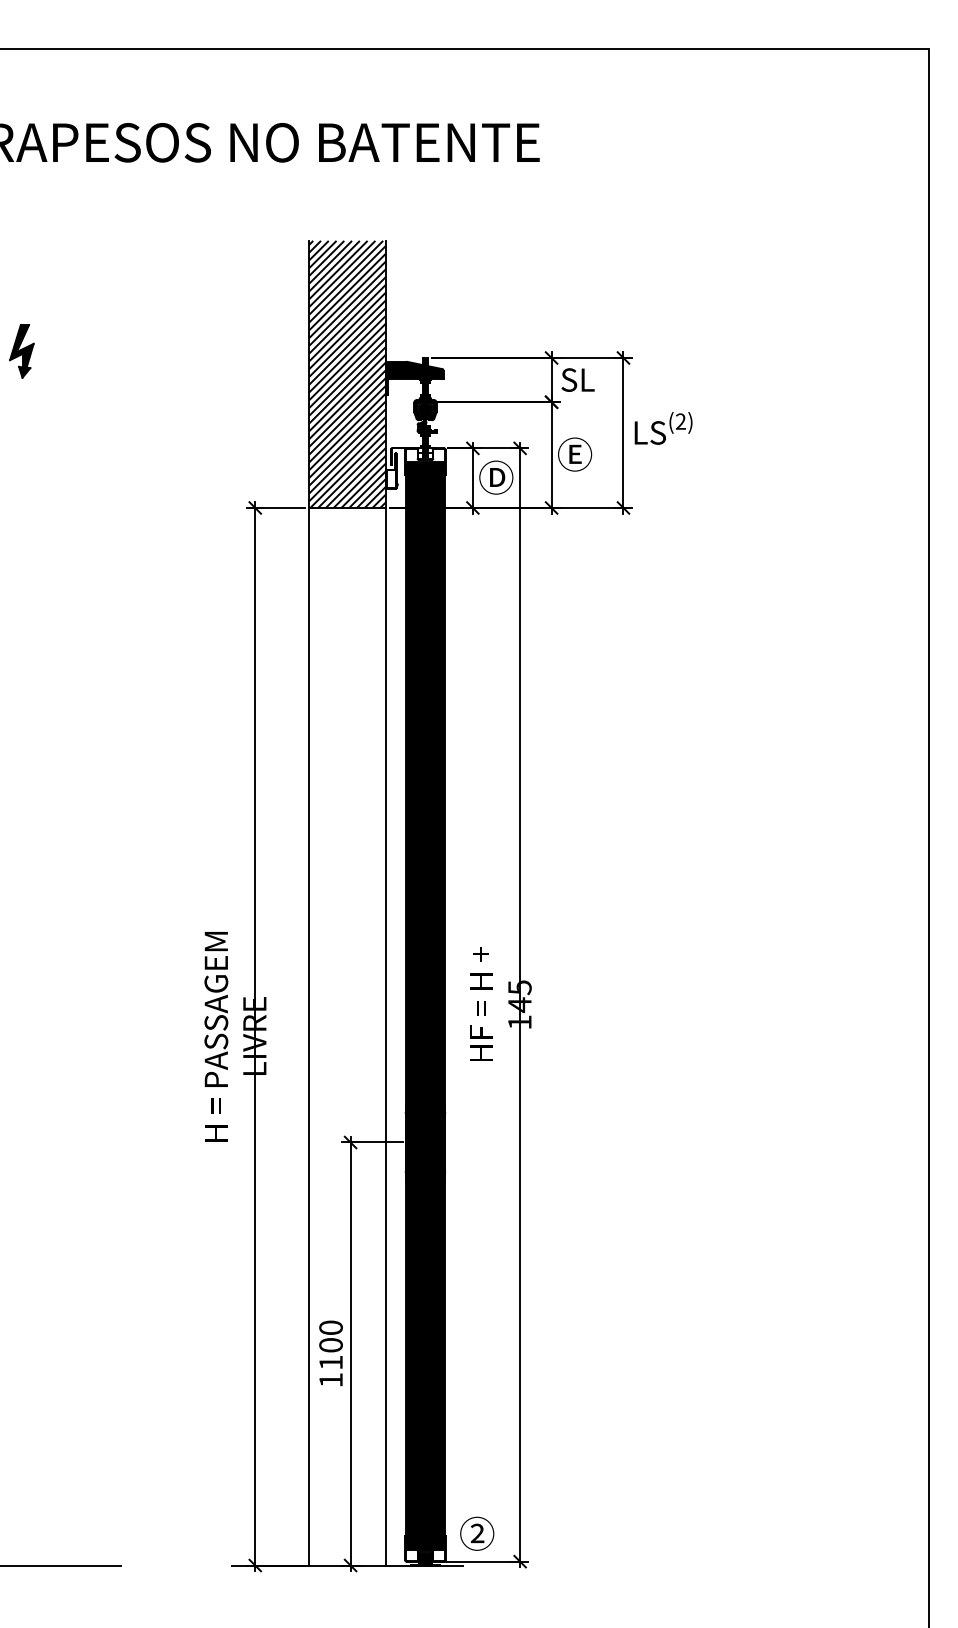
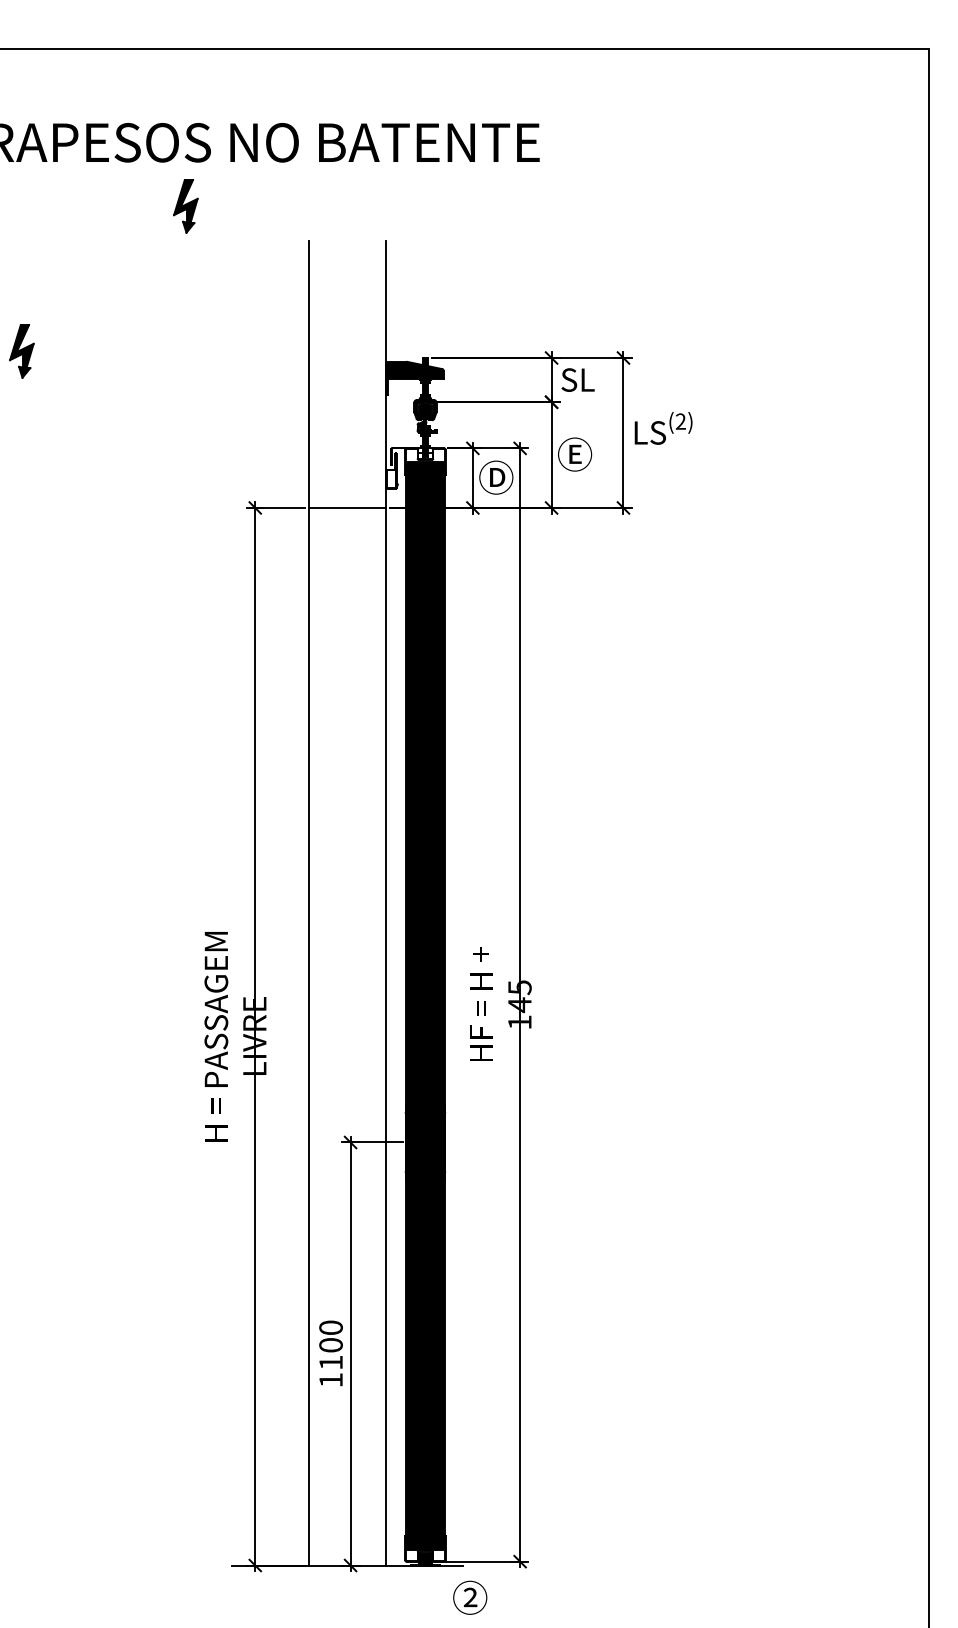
part: none -> present (185, 206)
hatch: present -> none (347, 373)
text position: (477, 1533) -> (470, 1597) (470, 1597)
line: present -> none (61, 1565)
